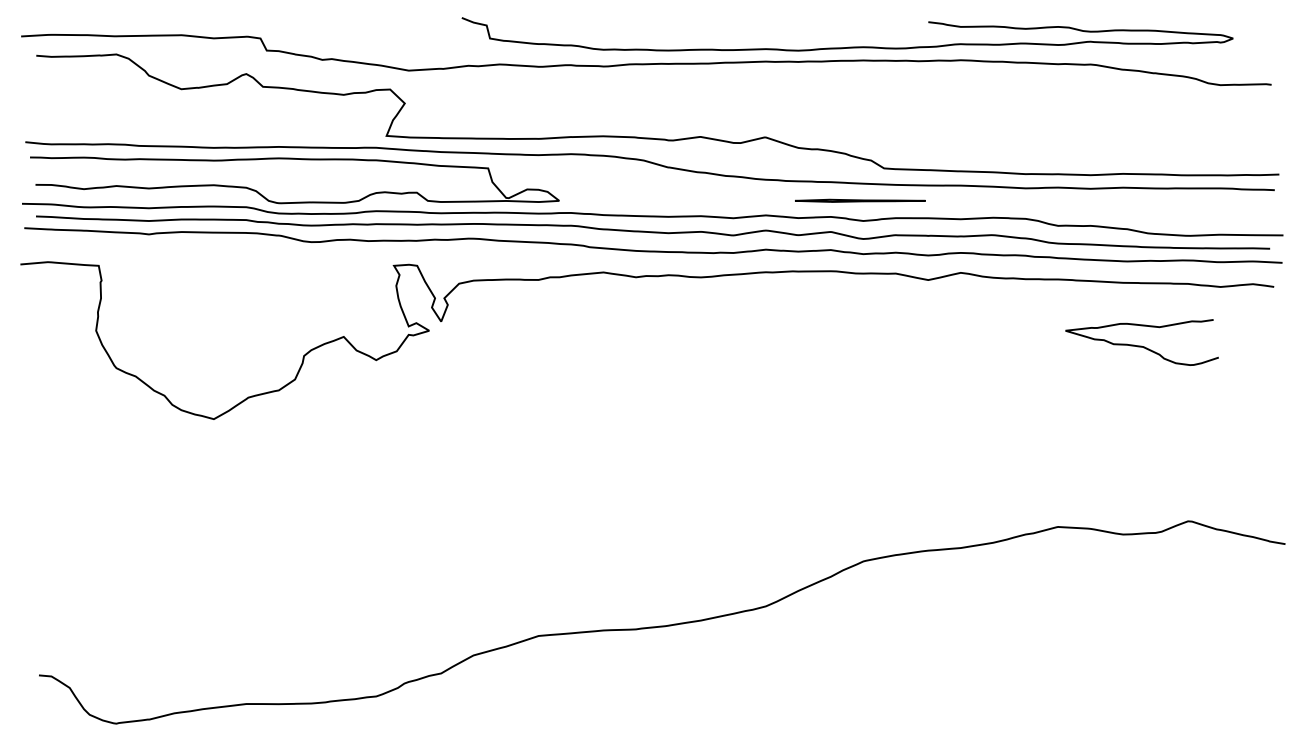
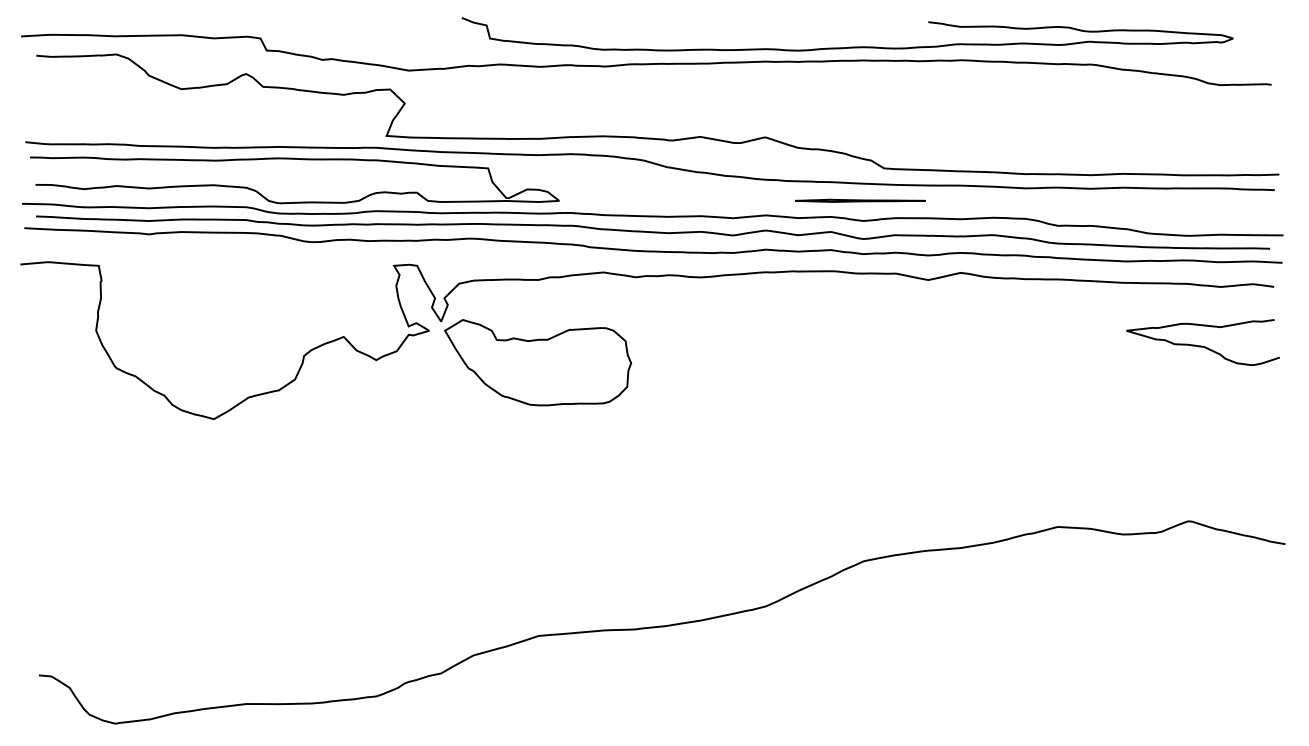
curve position: (1141, 345) -> (1202, 345) (1202, 345)
part: none -> present (537, 362)
